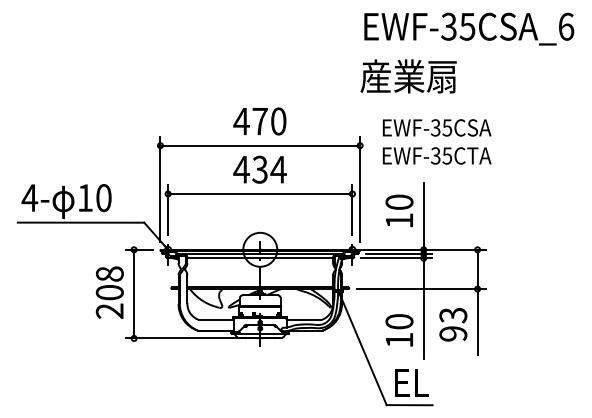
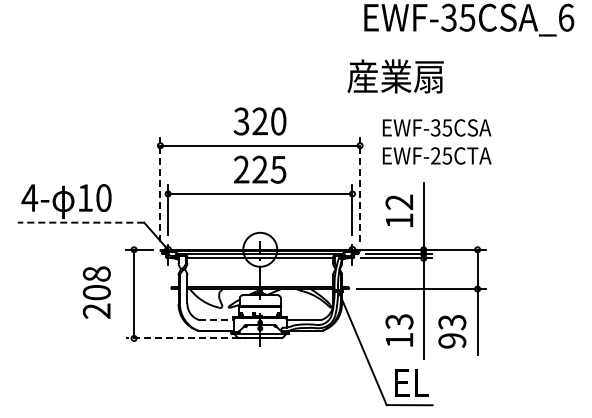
text position: (469, 28) -> (469, 19) (469, 19)
text position: (408, 76) -> (395, 76) (395, 76)
text: 470 -> 320 (250, 121)
text: EWF-35CTA -> EWF-25CTA (435, 155)
text: 434 -> 225 (259, 169)
line: solid -> dashed (160, 189)
line: solid -> dashed (360, 189)
text: 10 -> 12 (399, 201)
line: solid -> dashed (80, 222)
text position: (109, 292) -> (96, 292) (96, 292)
line: solid -> dashed (217, 320)
text: 10 -> 13 (399, 321)
text position: (453, 324) -> (452, 331) (452, 331)
line: solid -> dashed (187, 338)
